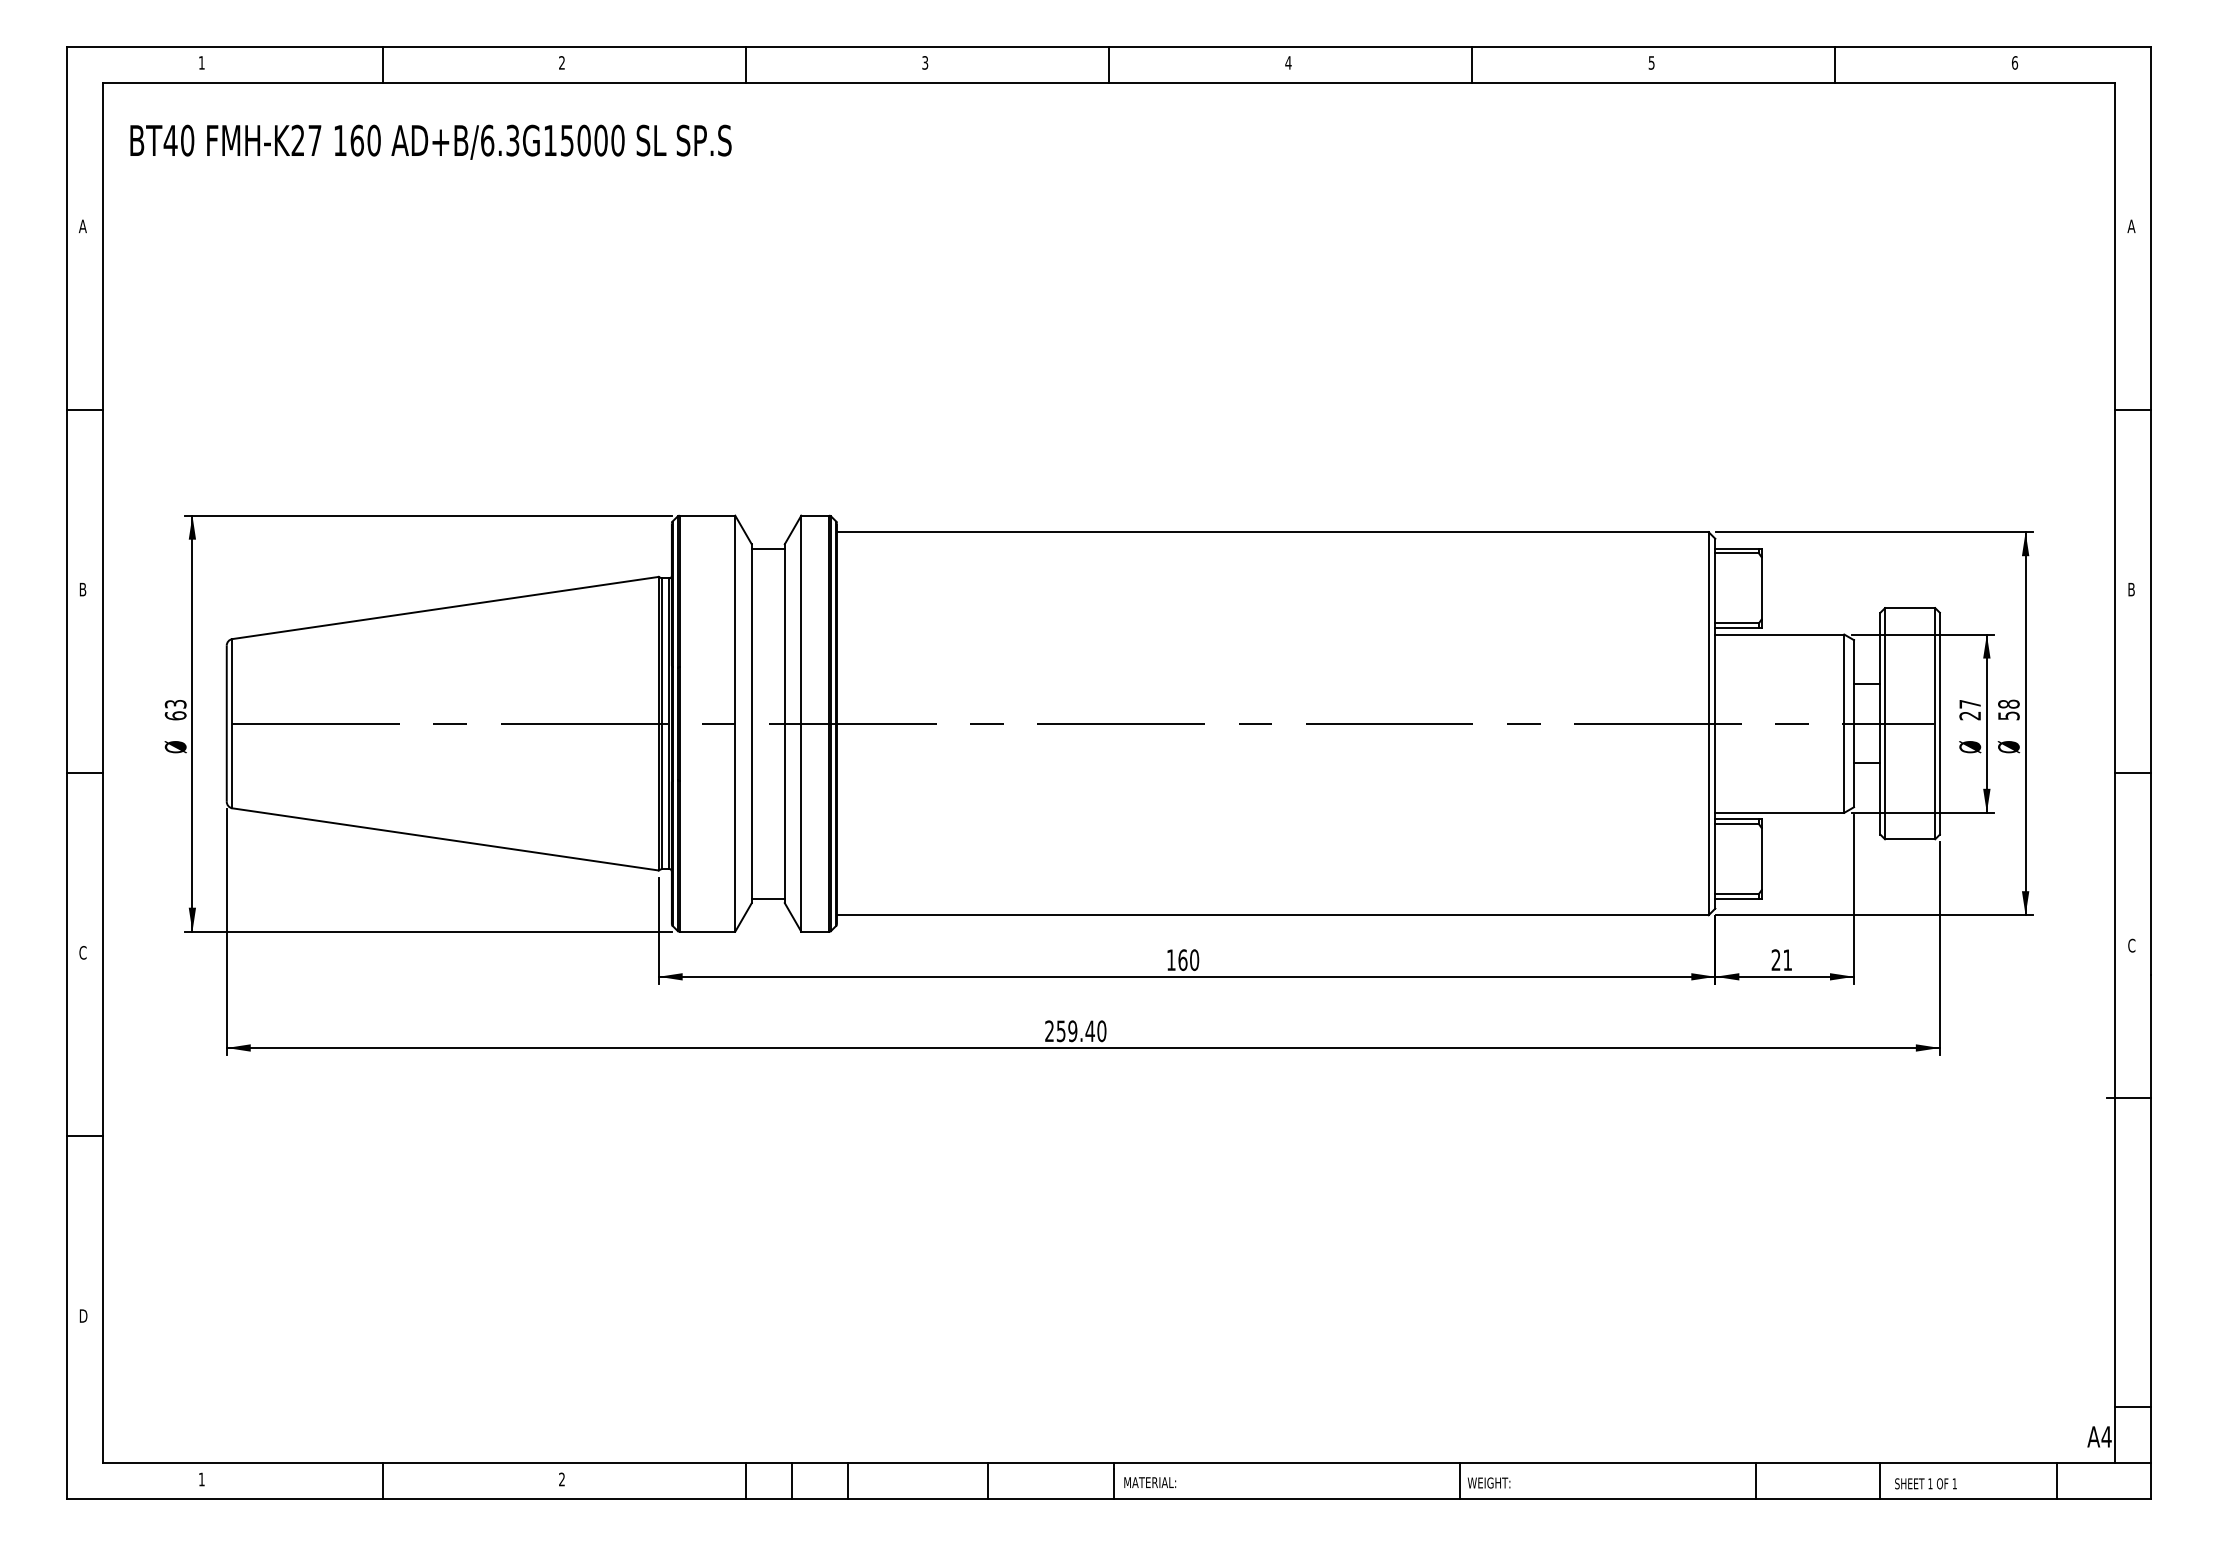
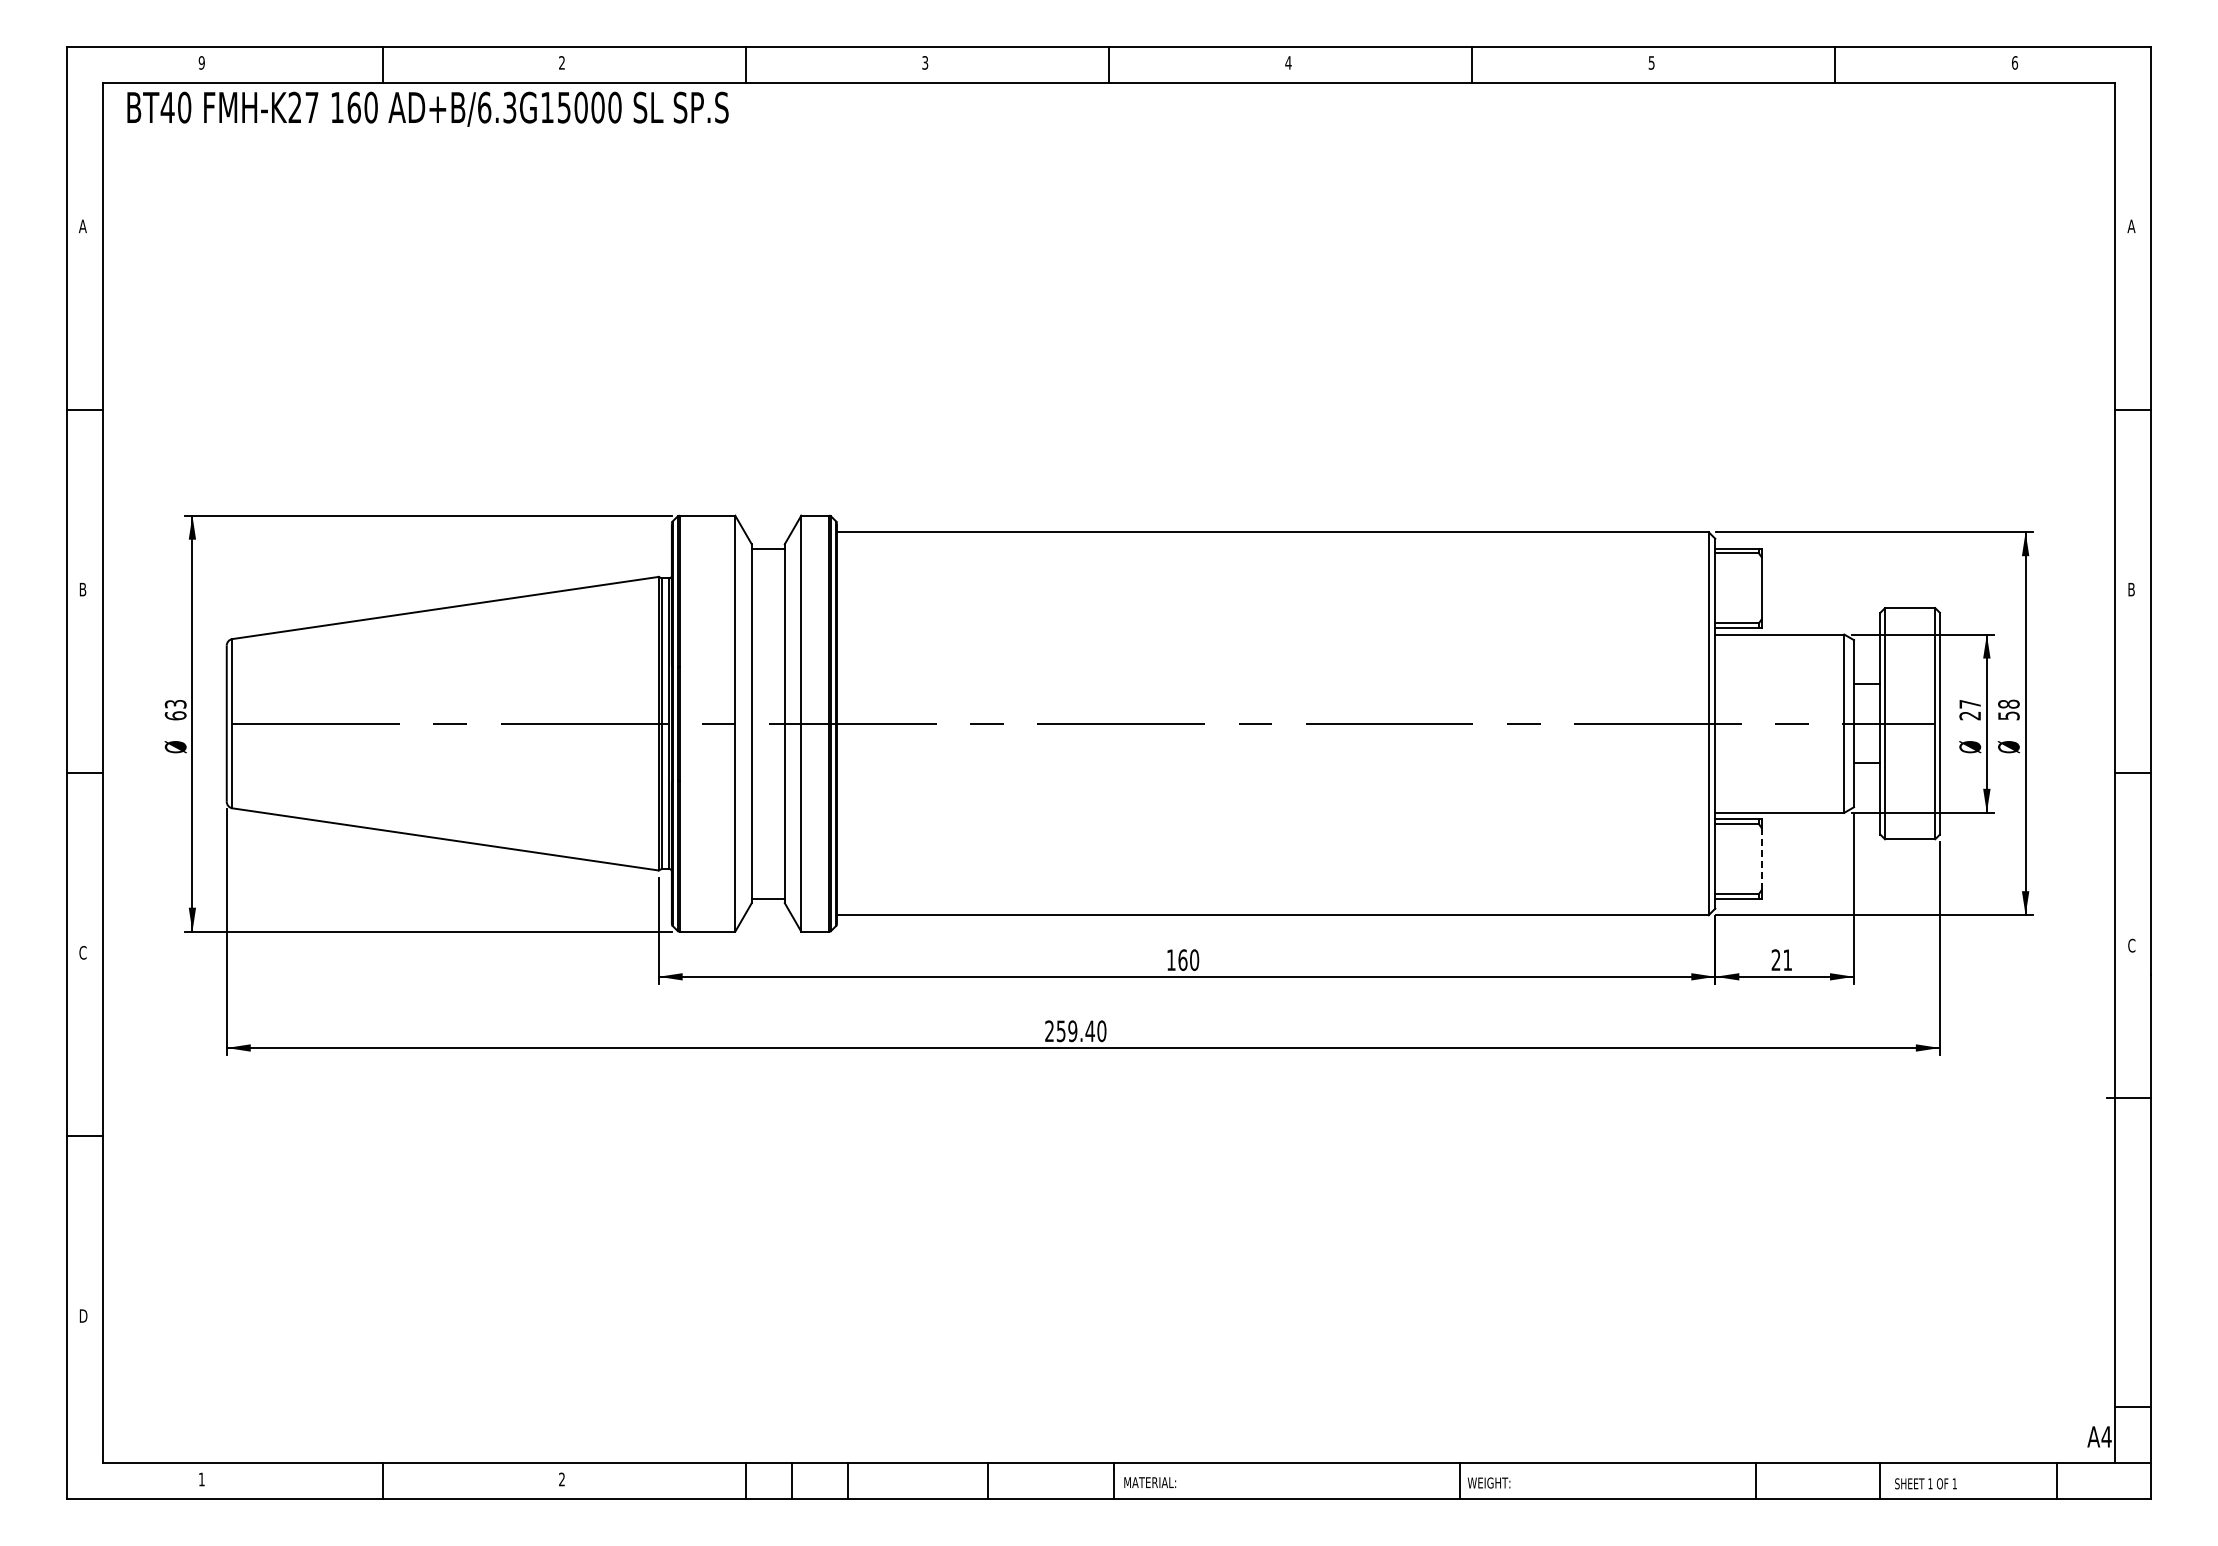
text: 1 -> 9 (201, 62)
text position: (430, 141) -> (427, 108) (427, 108)
line: solid -> dashed (1761, 859)
